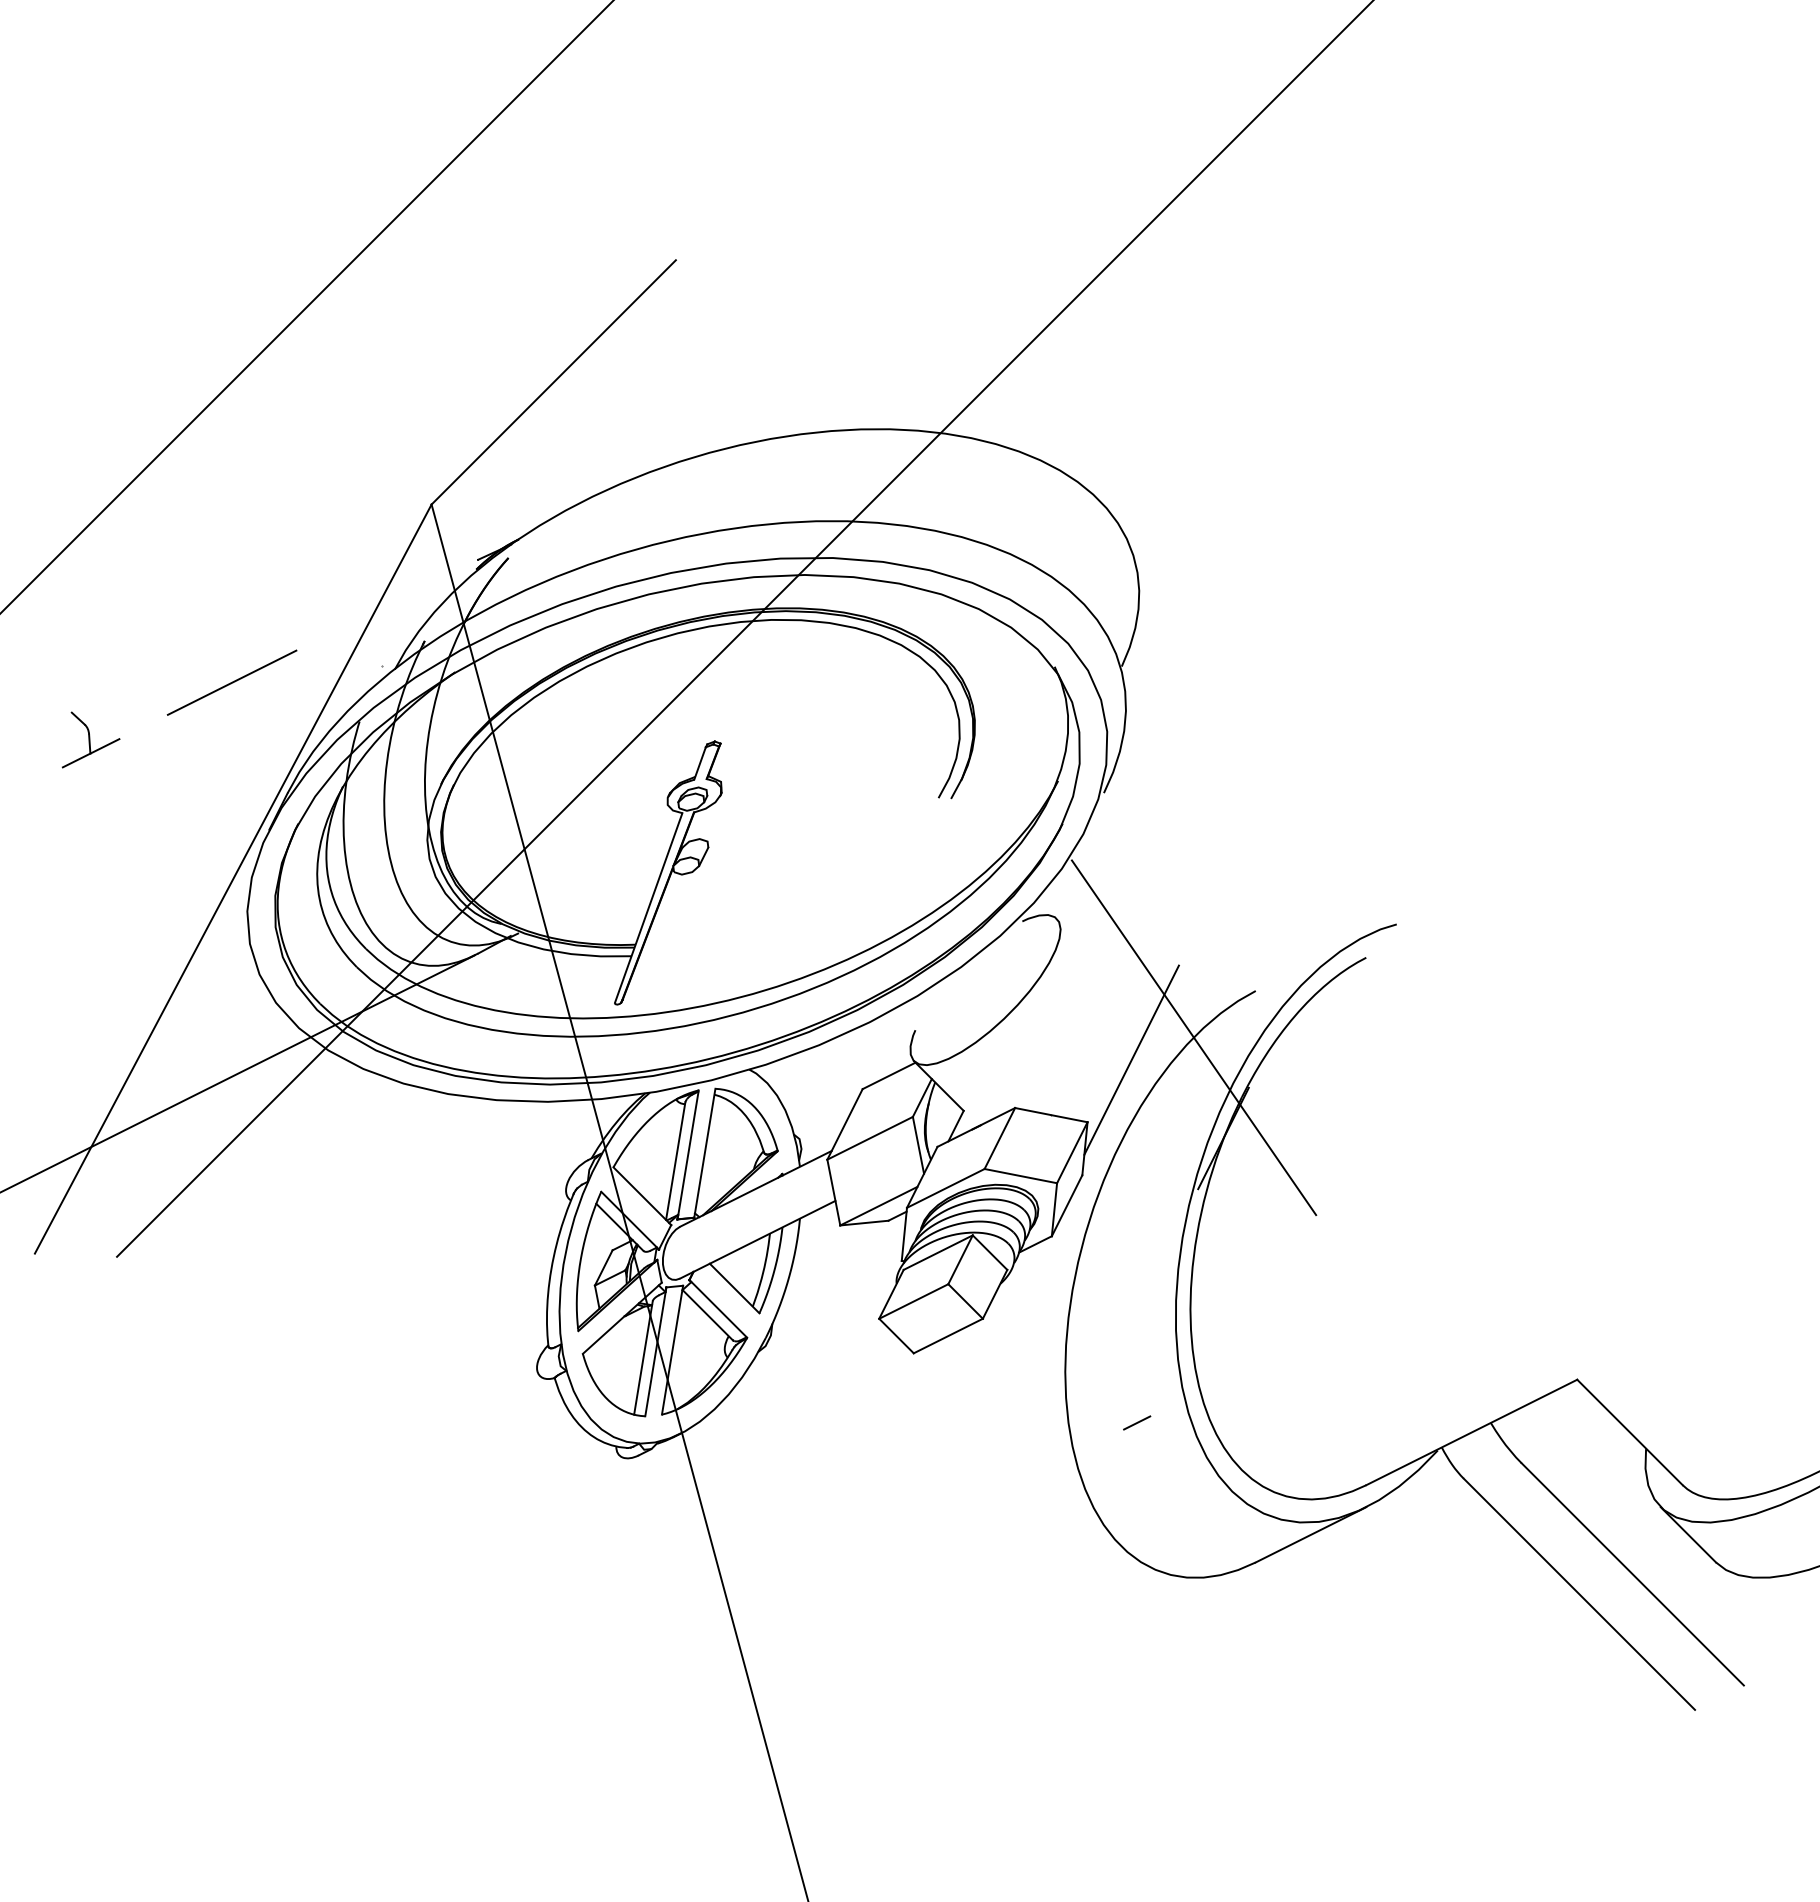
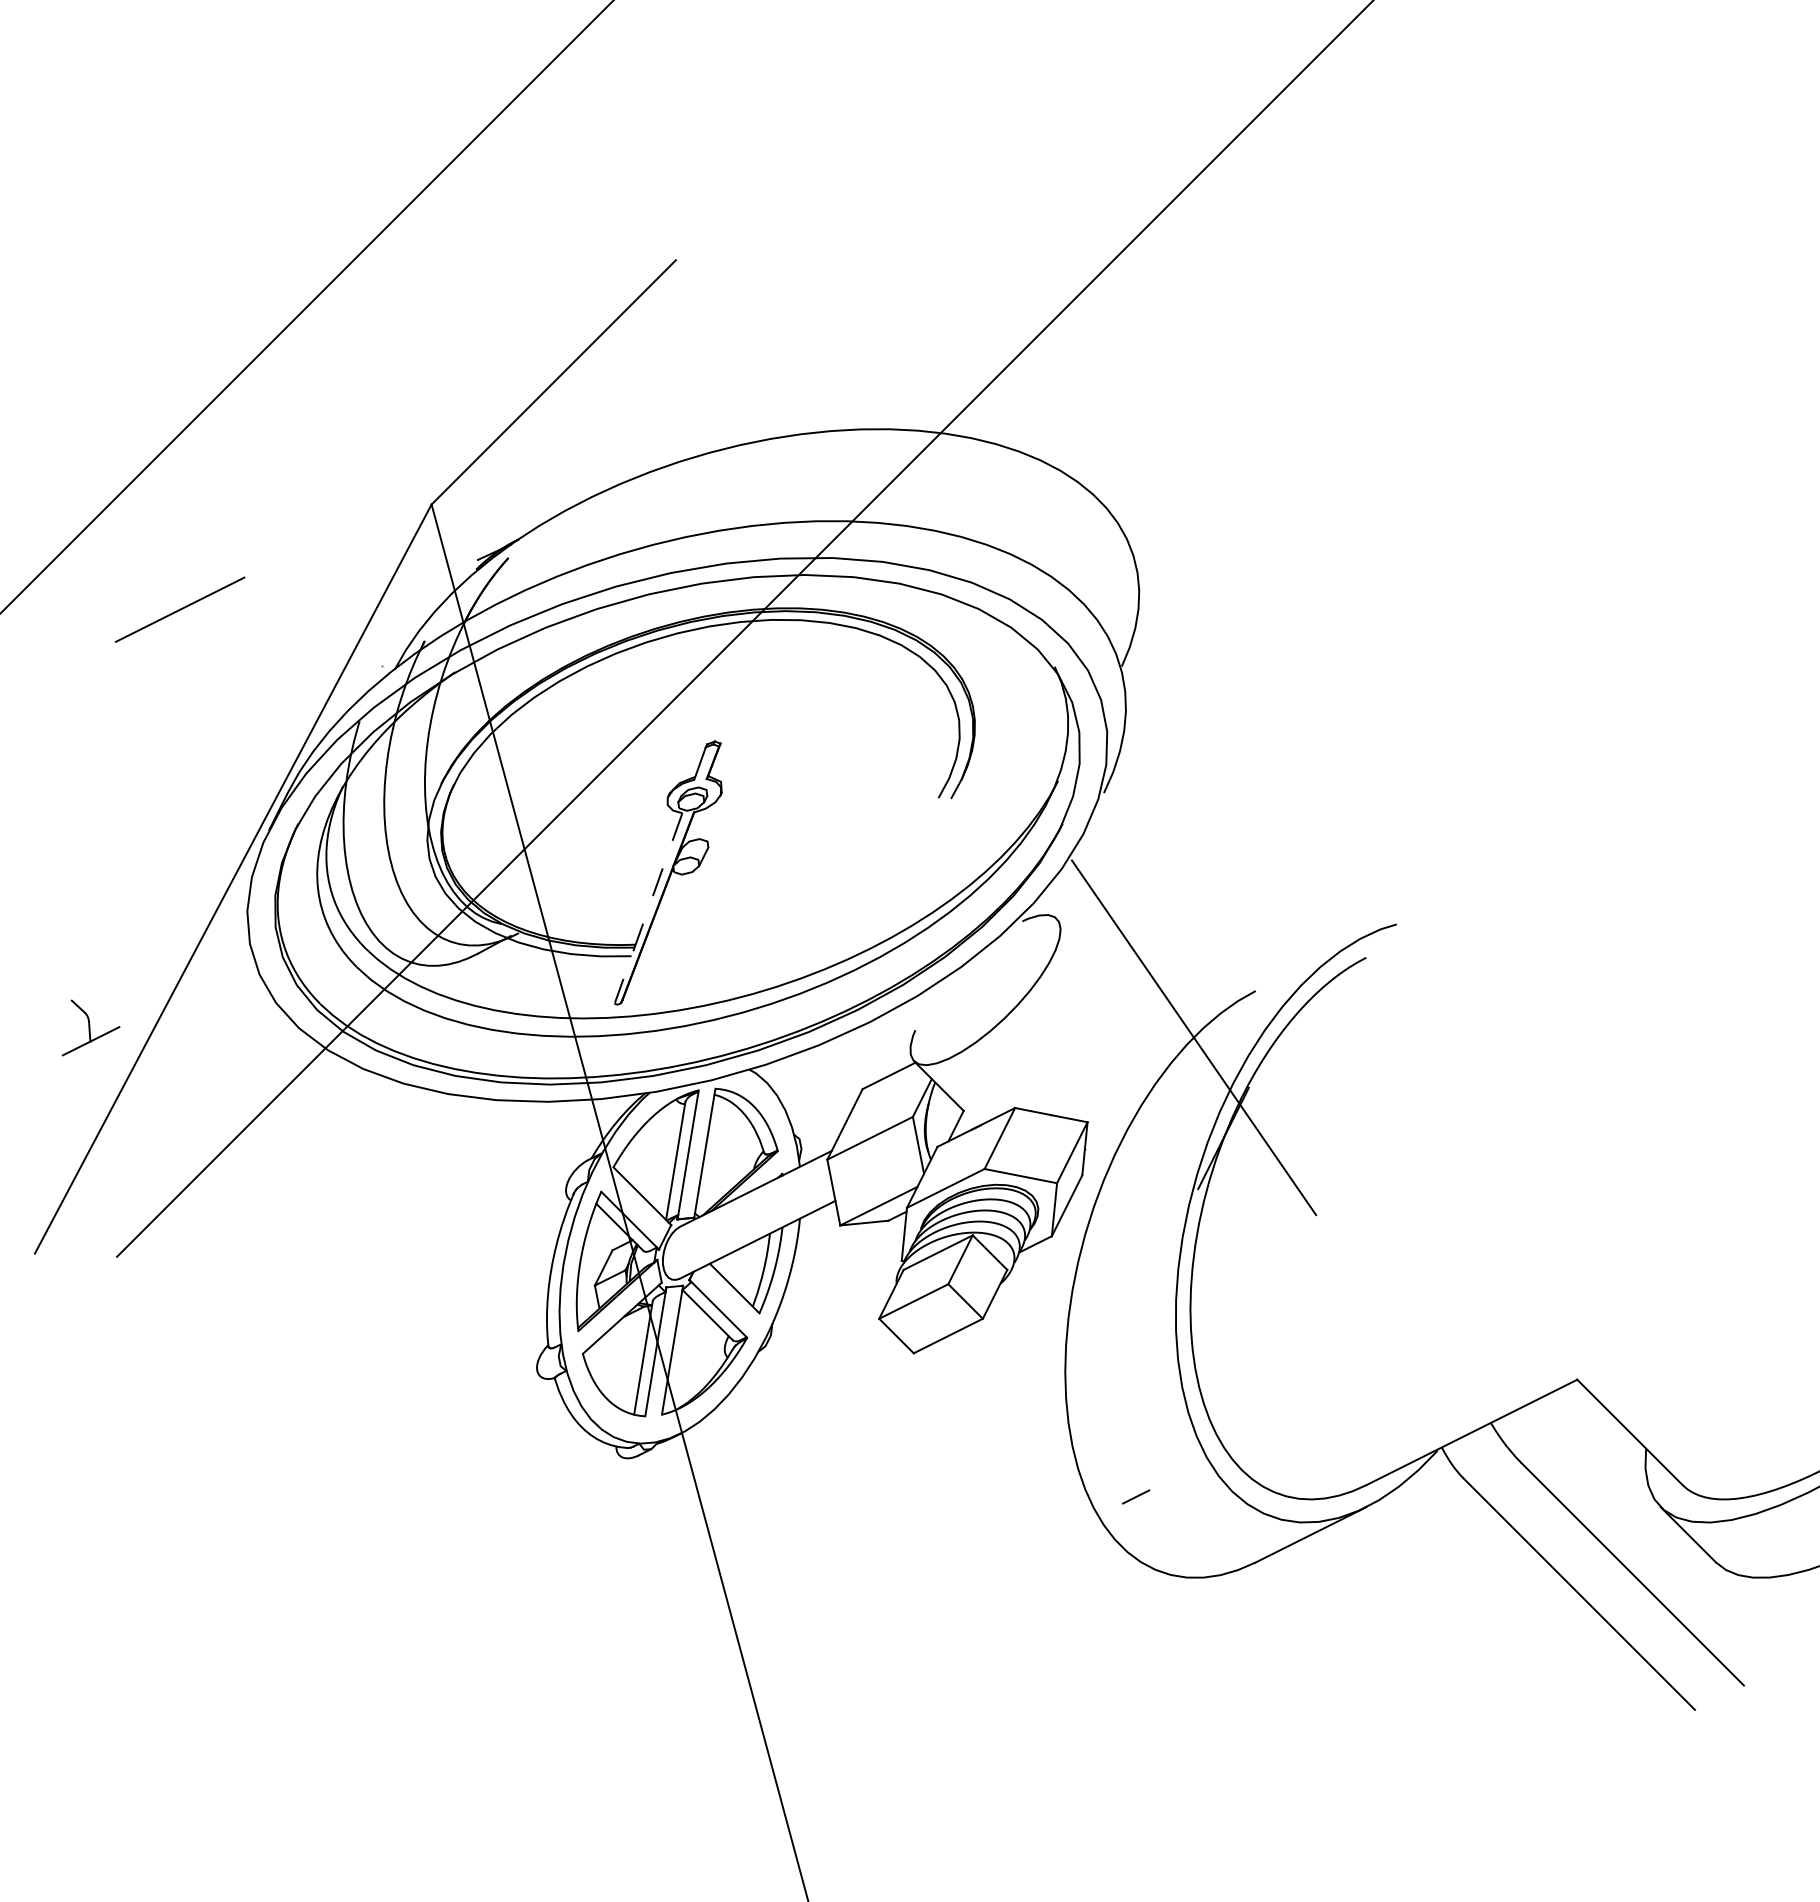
line position: (231, 682) -> (179, 609) (179, 609)
part position: (90, 739) -> (90, 1027) (90, 1027)
line: solid -> dashed (648, 907)
line: present -> none (1131, 1059)
line: present -> none (238, 1073)
line position: (1137, 1422) -> (1136, 1496) (1136, 1496)
